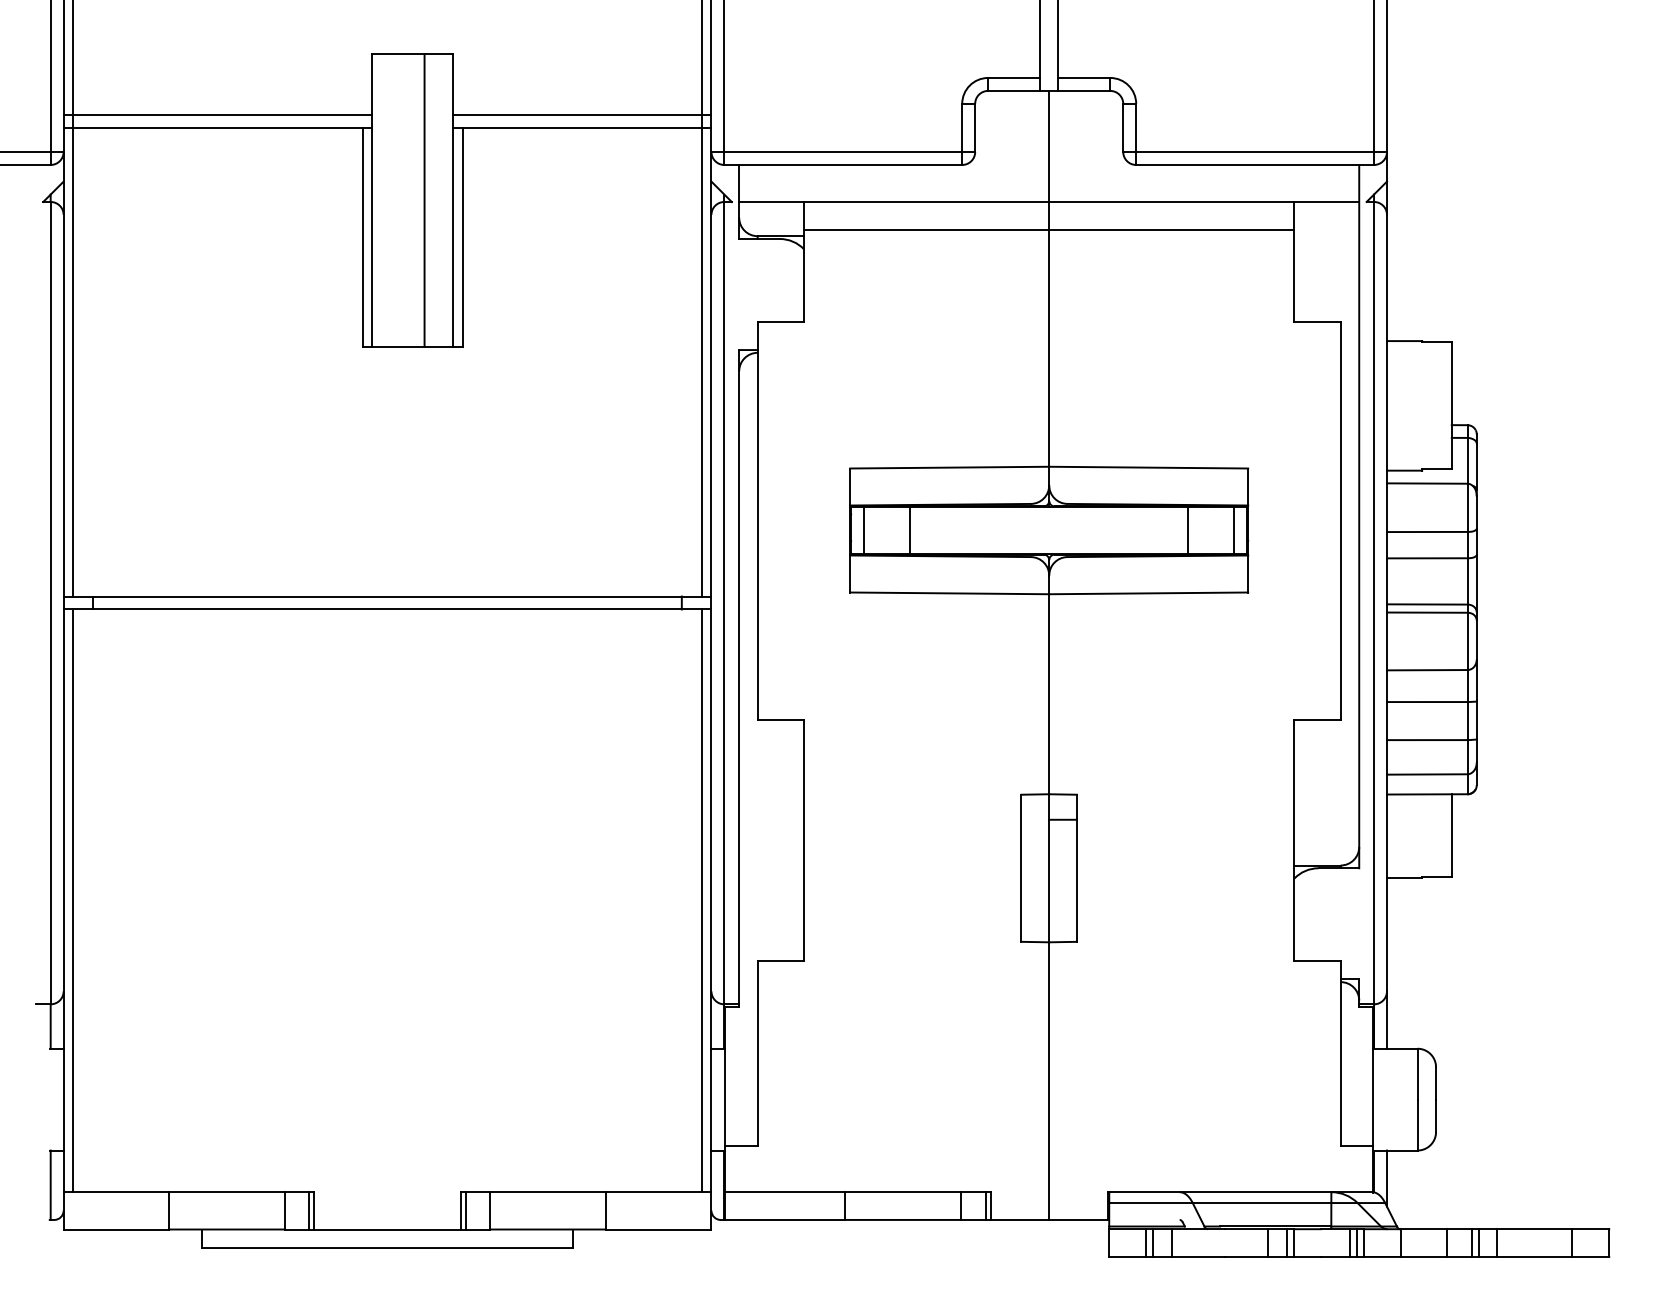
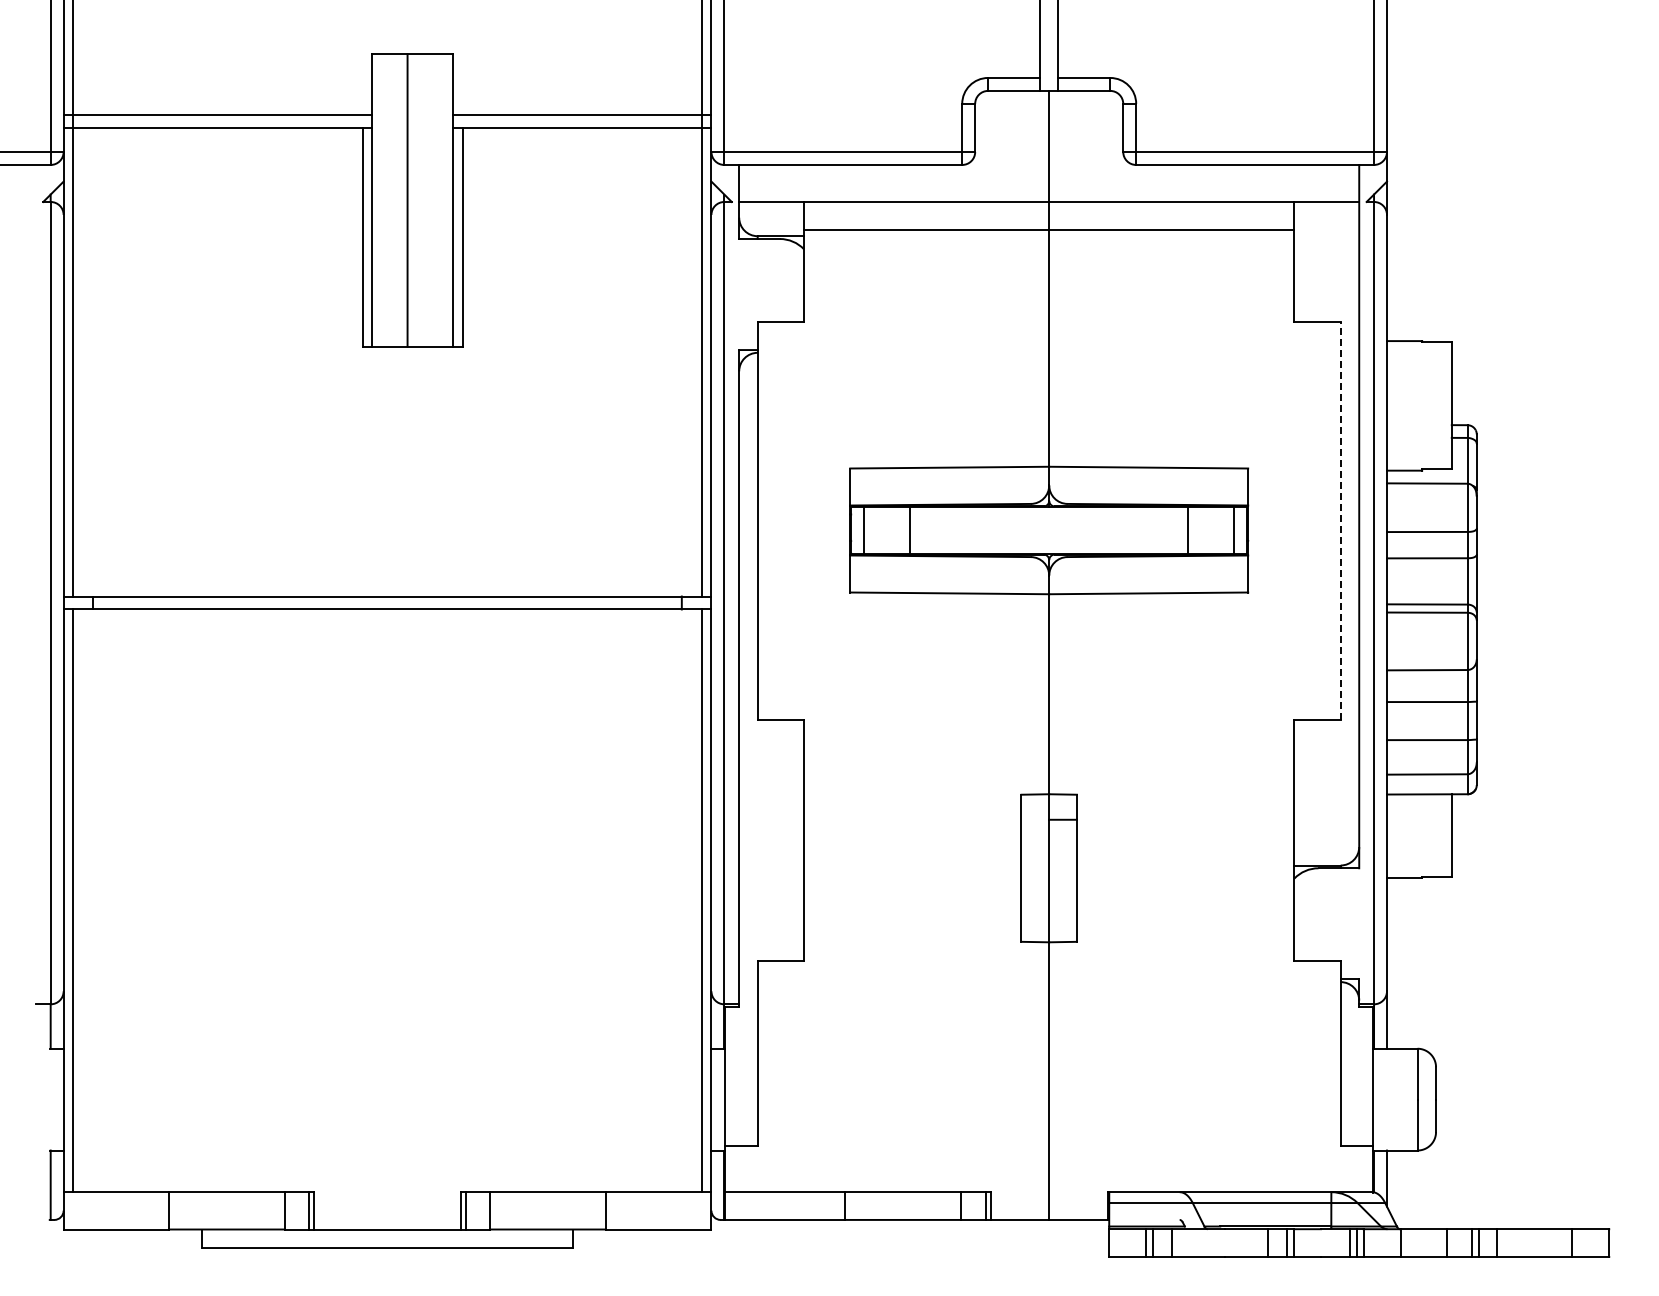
line position: (424, 200) -> (407, 200) (407, 200)
line: solid -> dashed (1340, 521)
